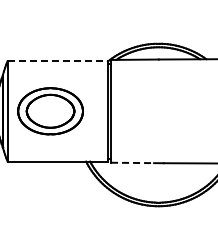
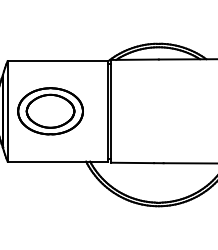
line: dashed -> solid (58, 61)
line: dashed -> solid (132, 162)
